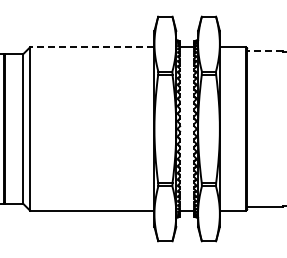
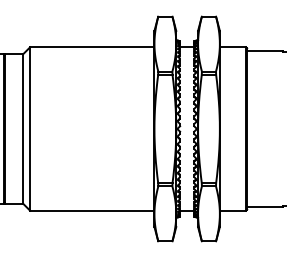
line: dashed -> solid (91, 47)
line: dashed -> solid (264, 51)
